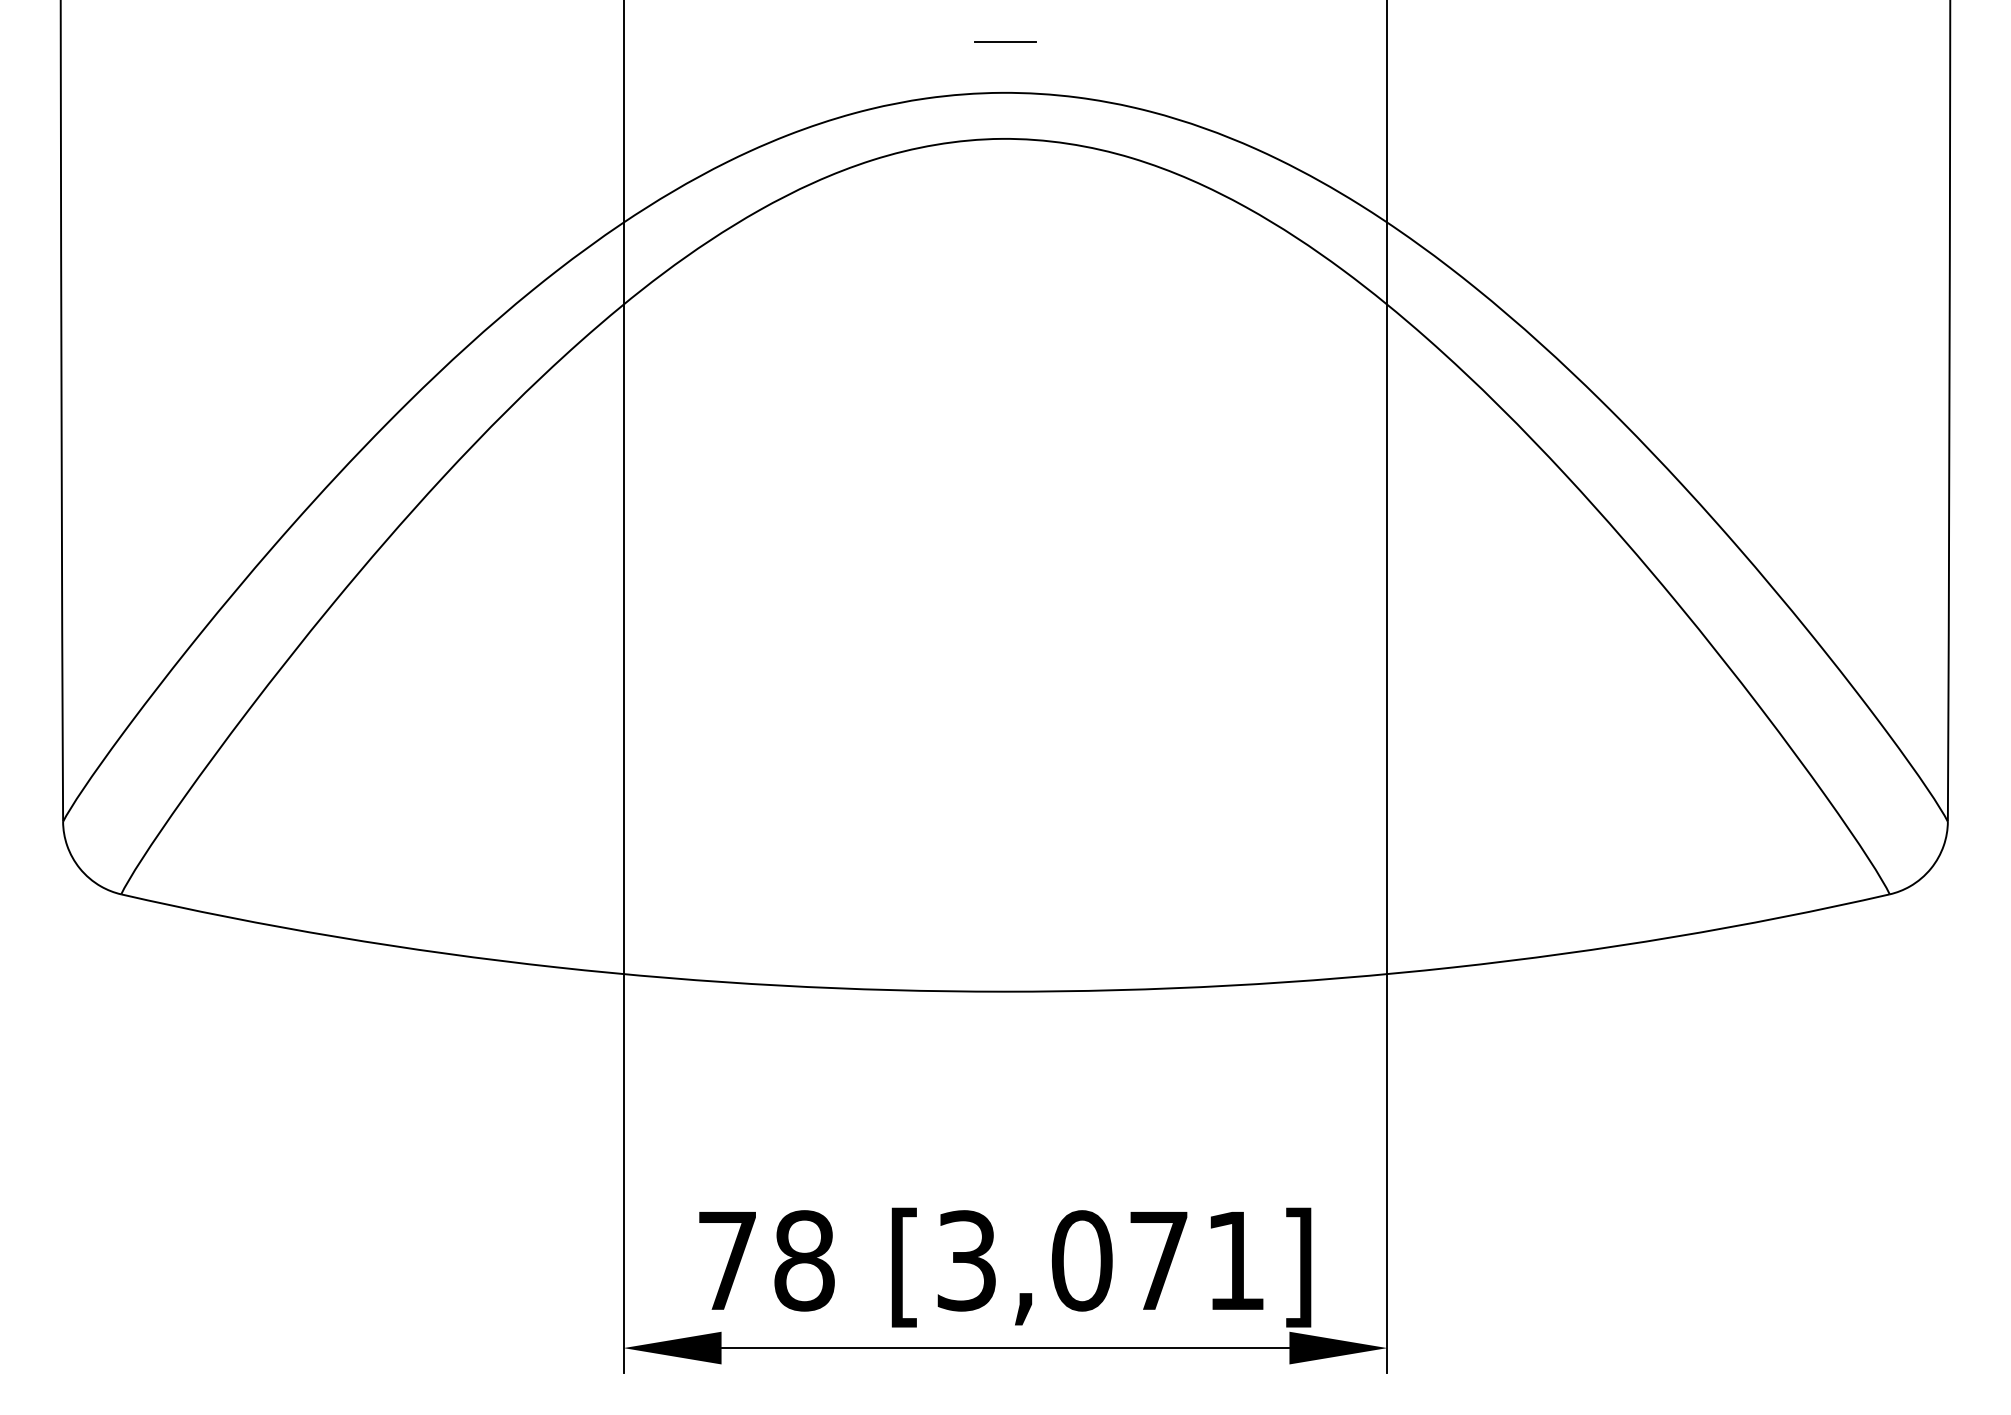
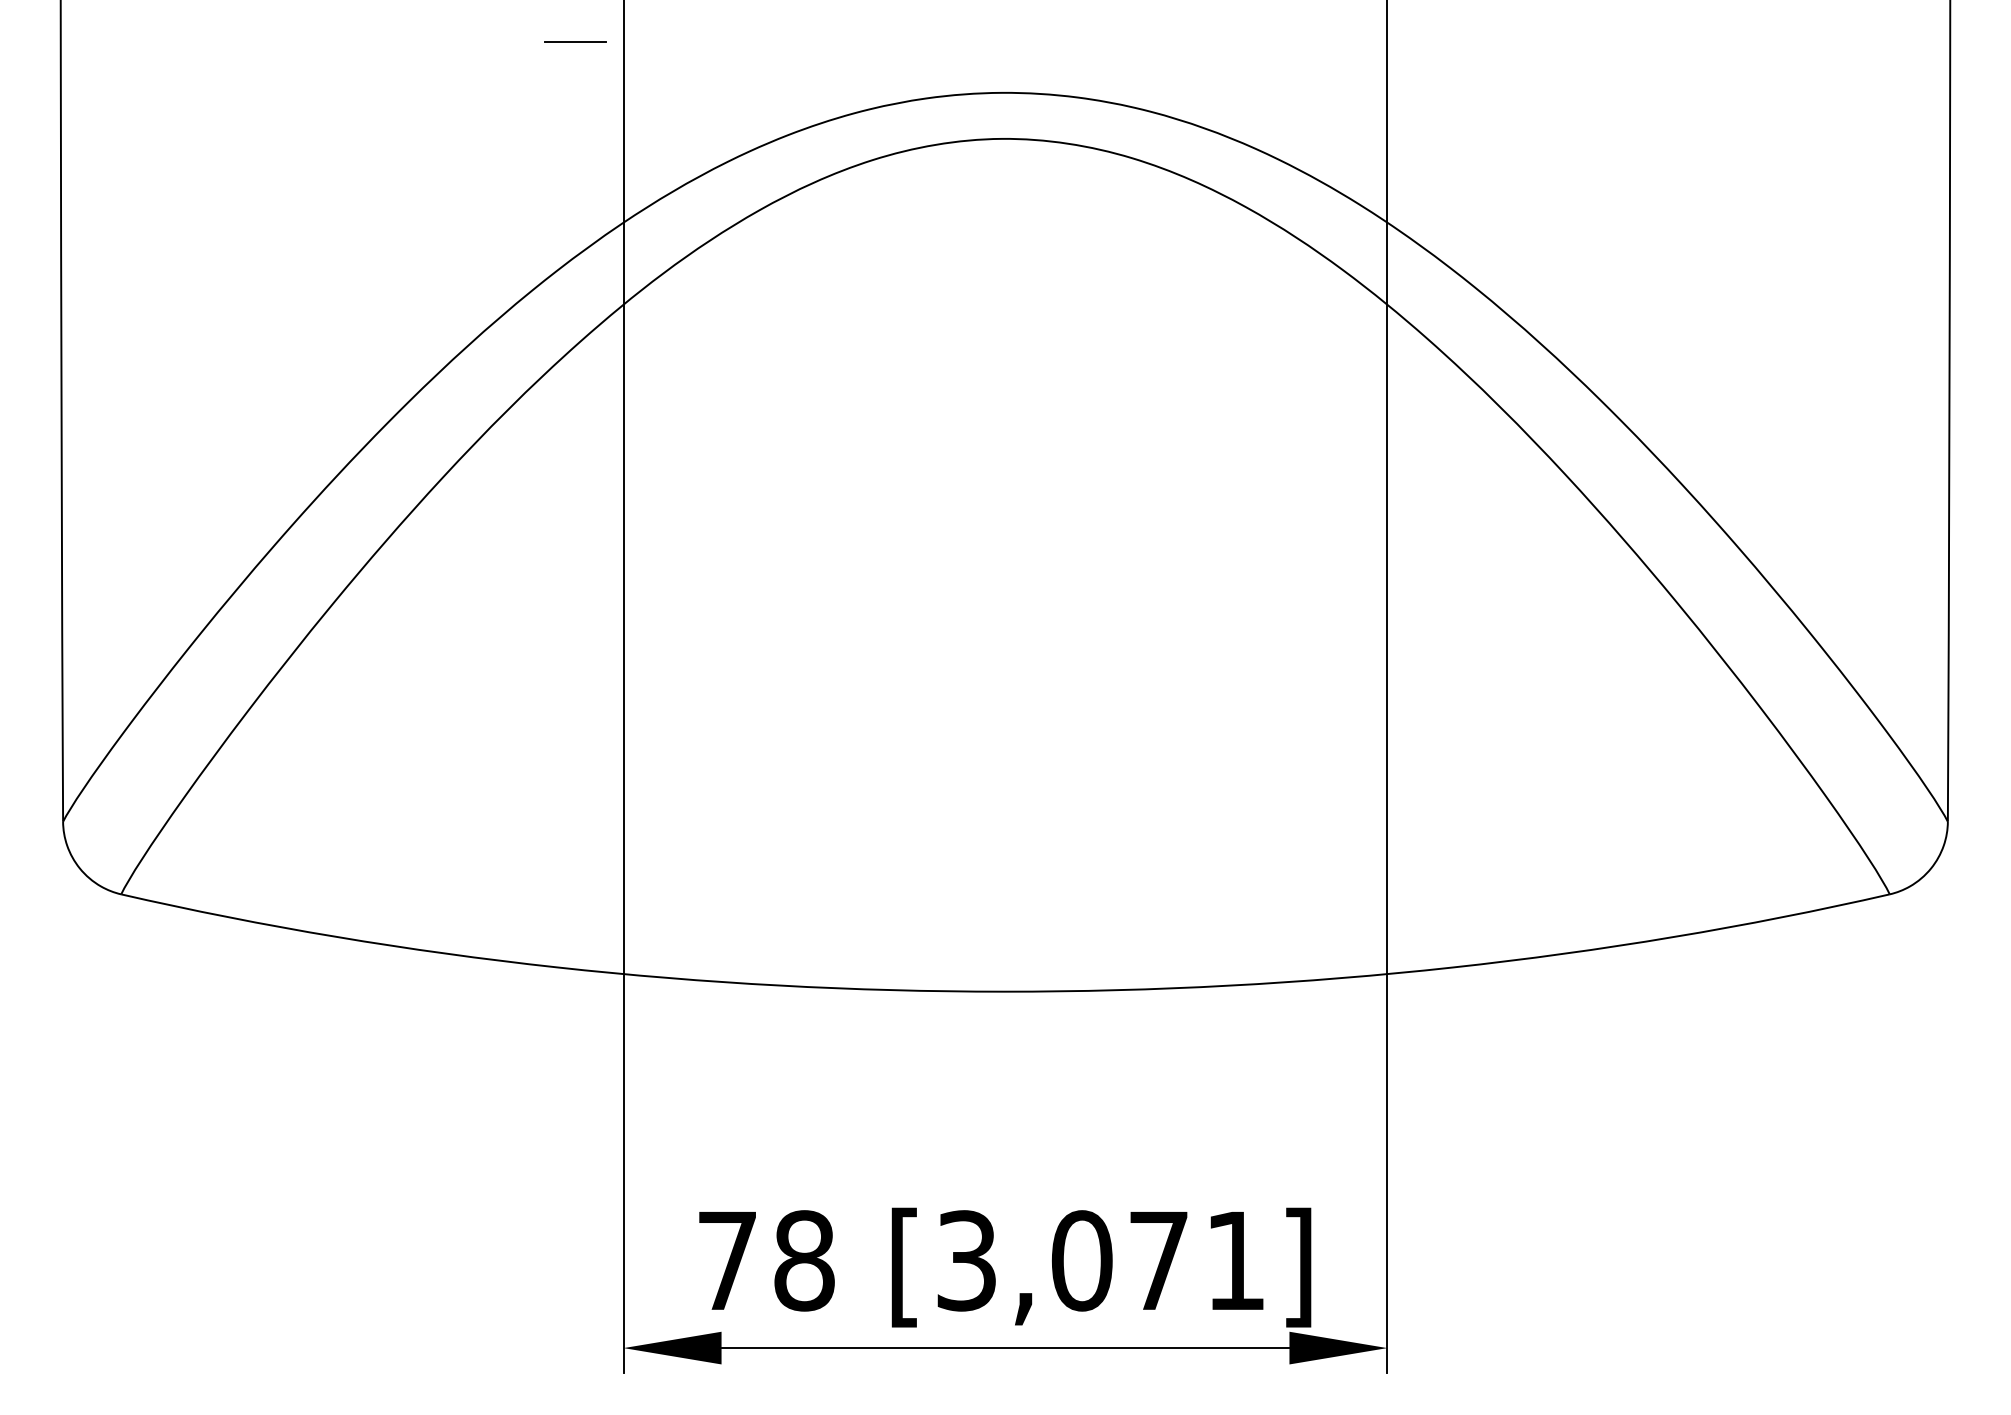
line position: (1005, 41) -> (575, 41) (575, 41)
